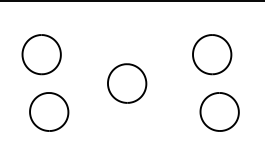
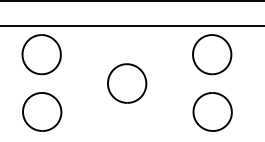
line: none -> present (131, 25)
part position: (49, 111) -> (42, 111) (42, 111)
part position: (219, 111) -> (212, 111) (212, 111)
